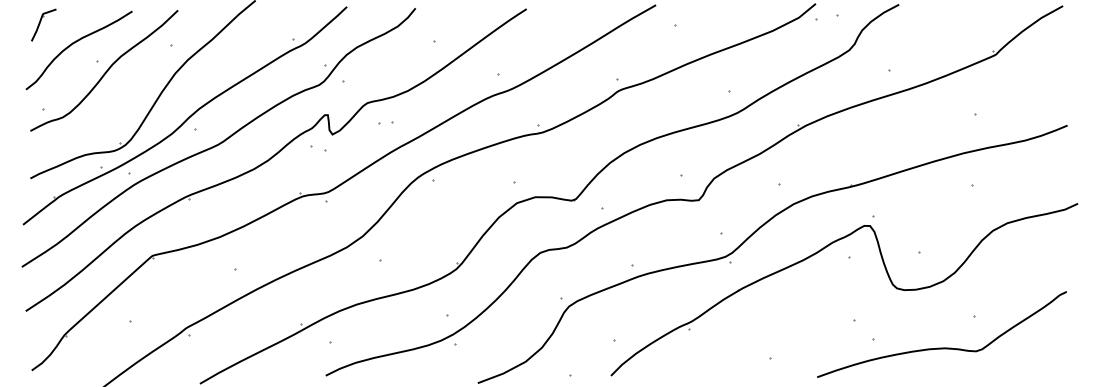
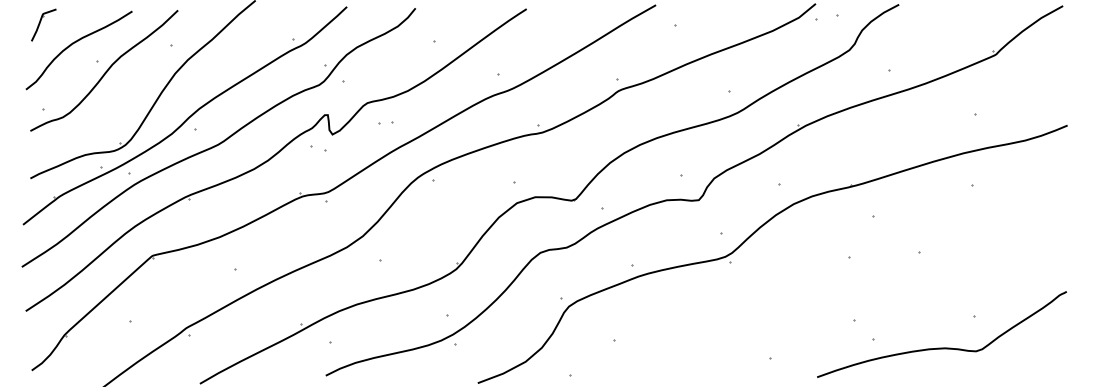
part: present -> none (819, 252)
